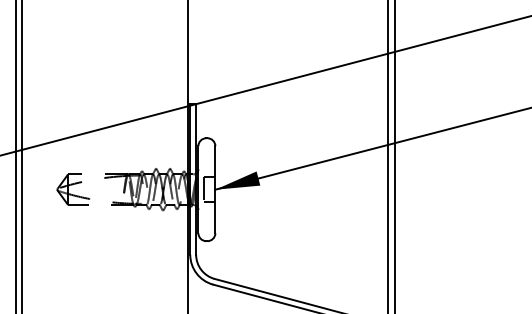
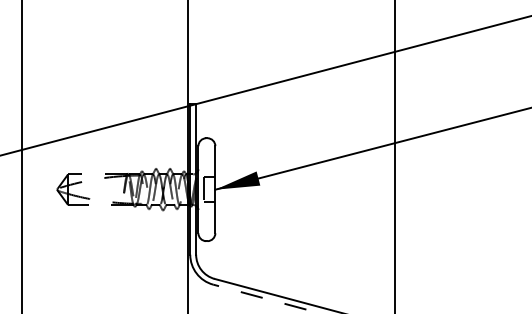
line: present -> none (16, 156)
line: present -> none (388, 156)
line: solid -> dashed (267, 299)
